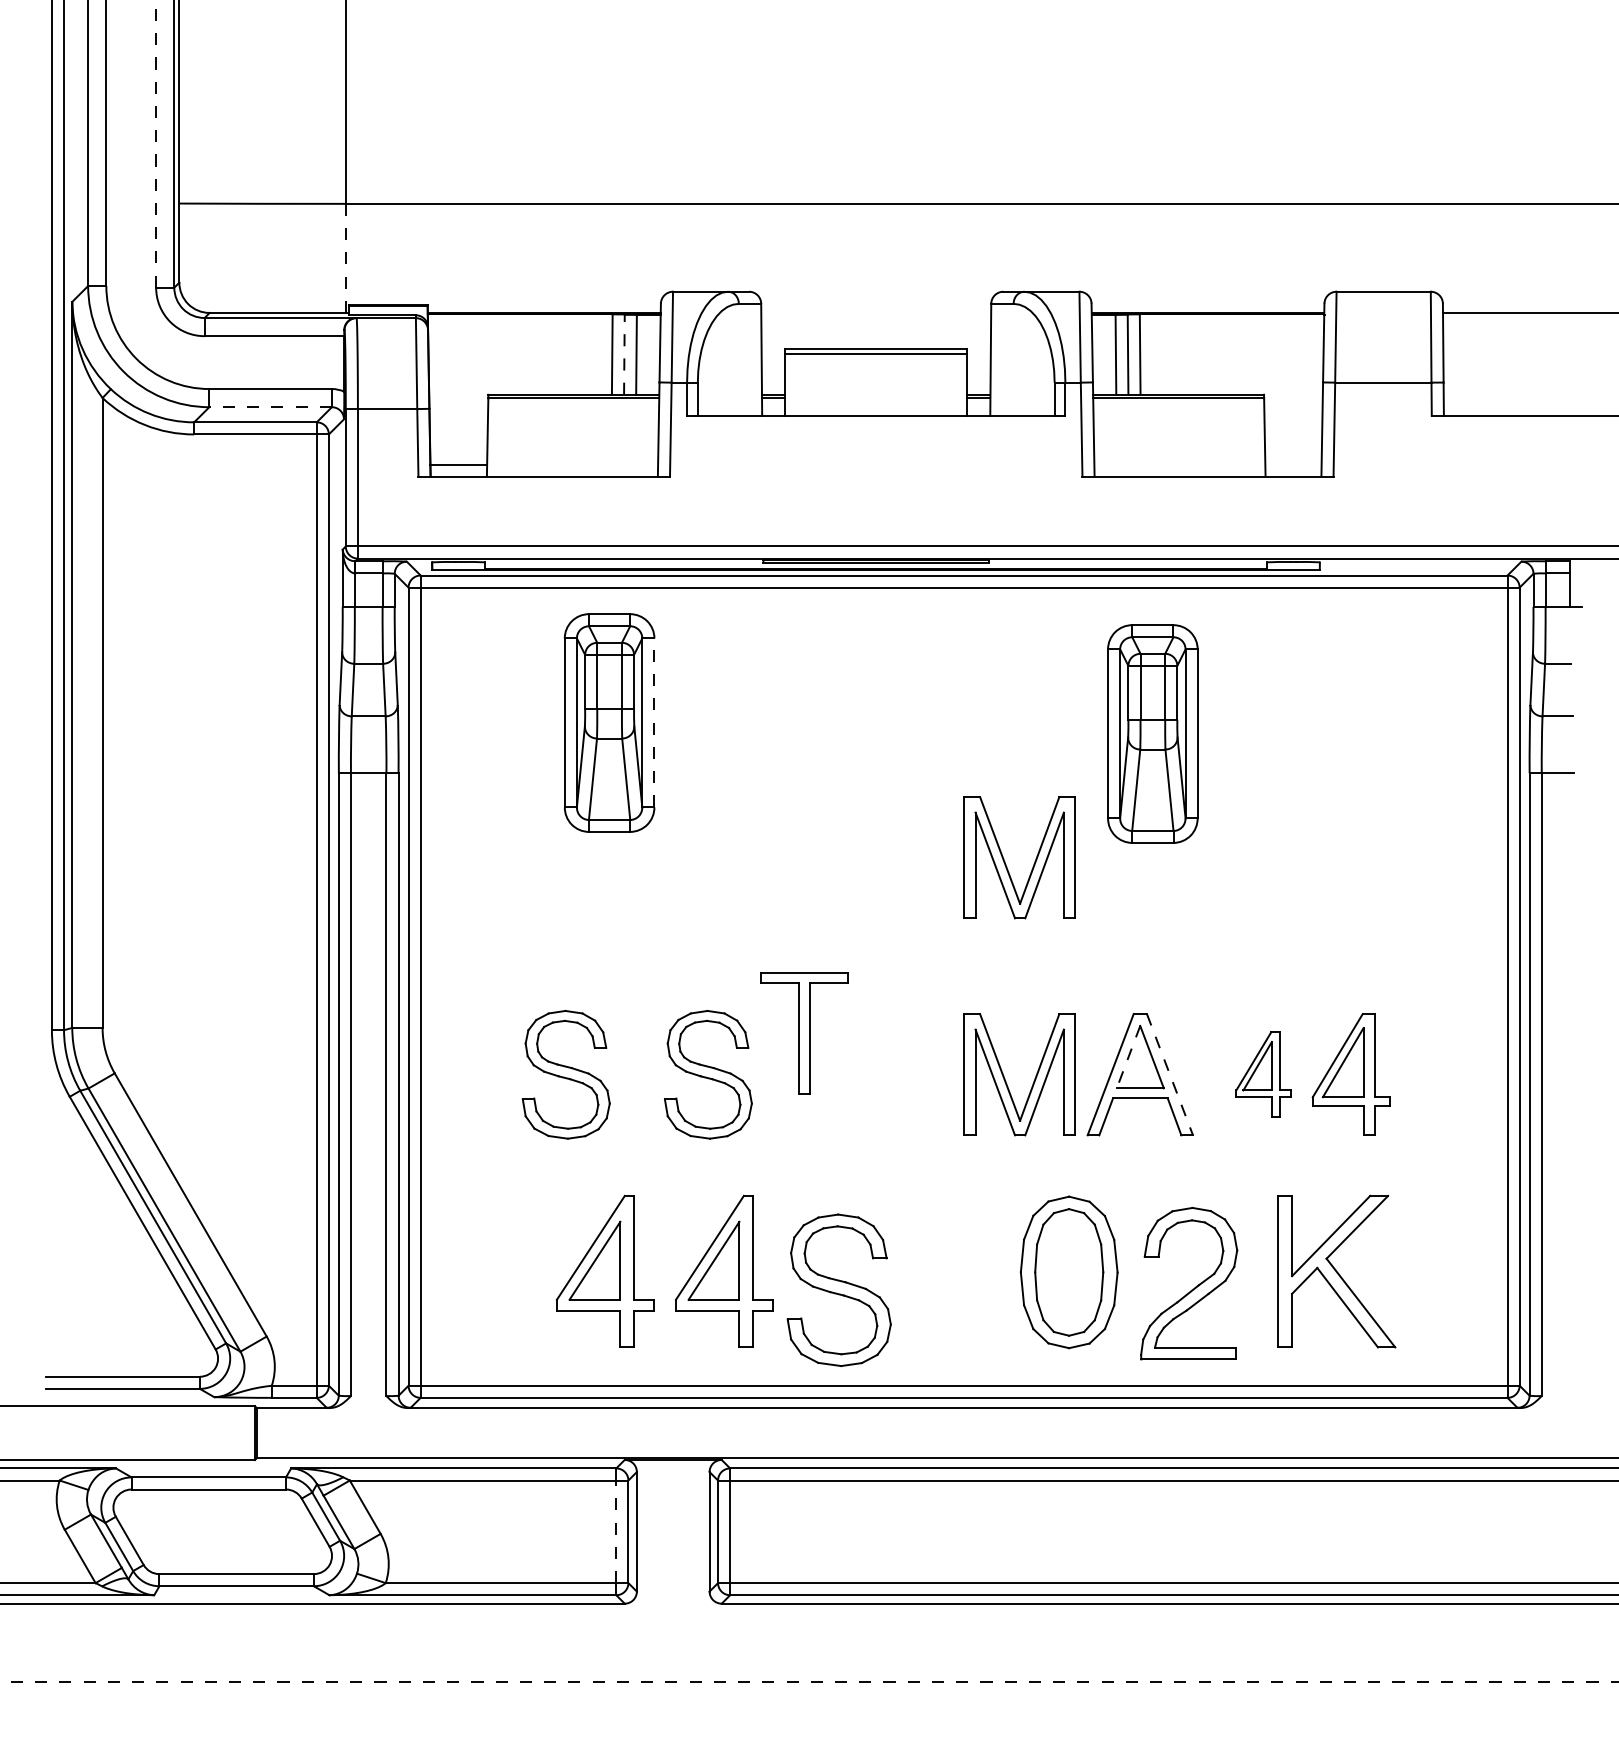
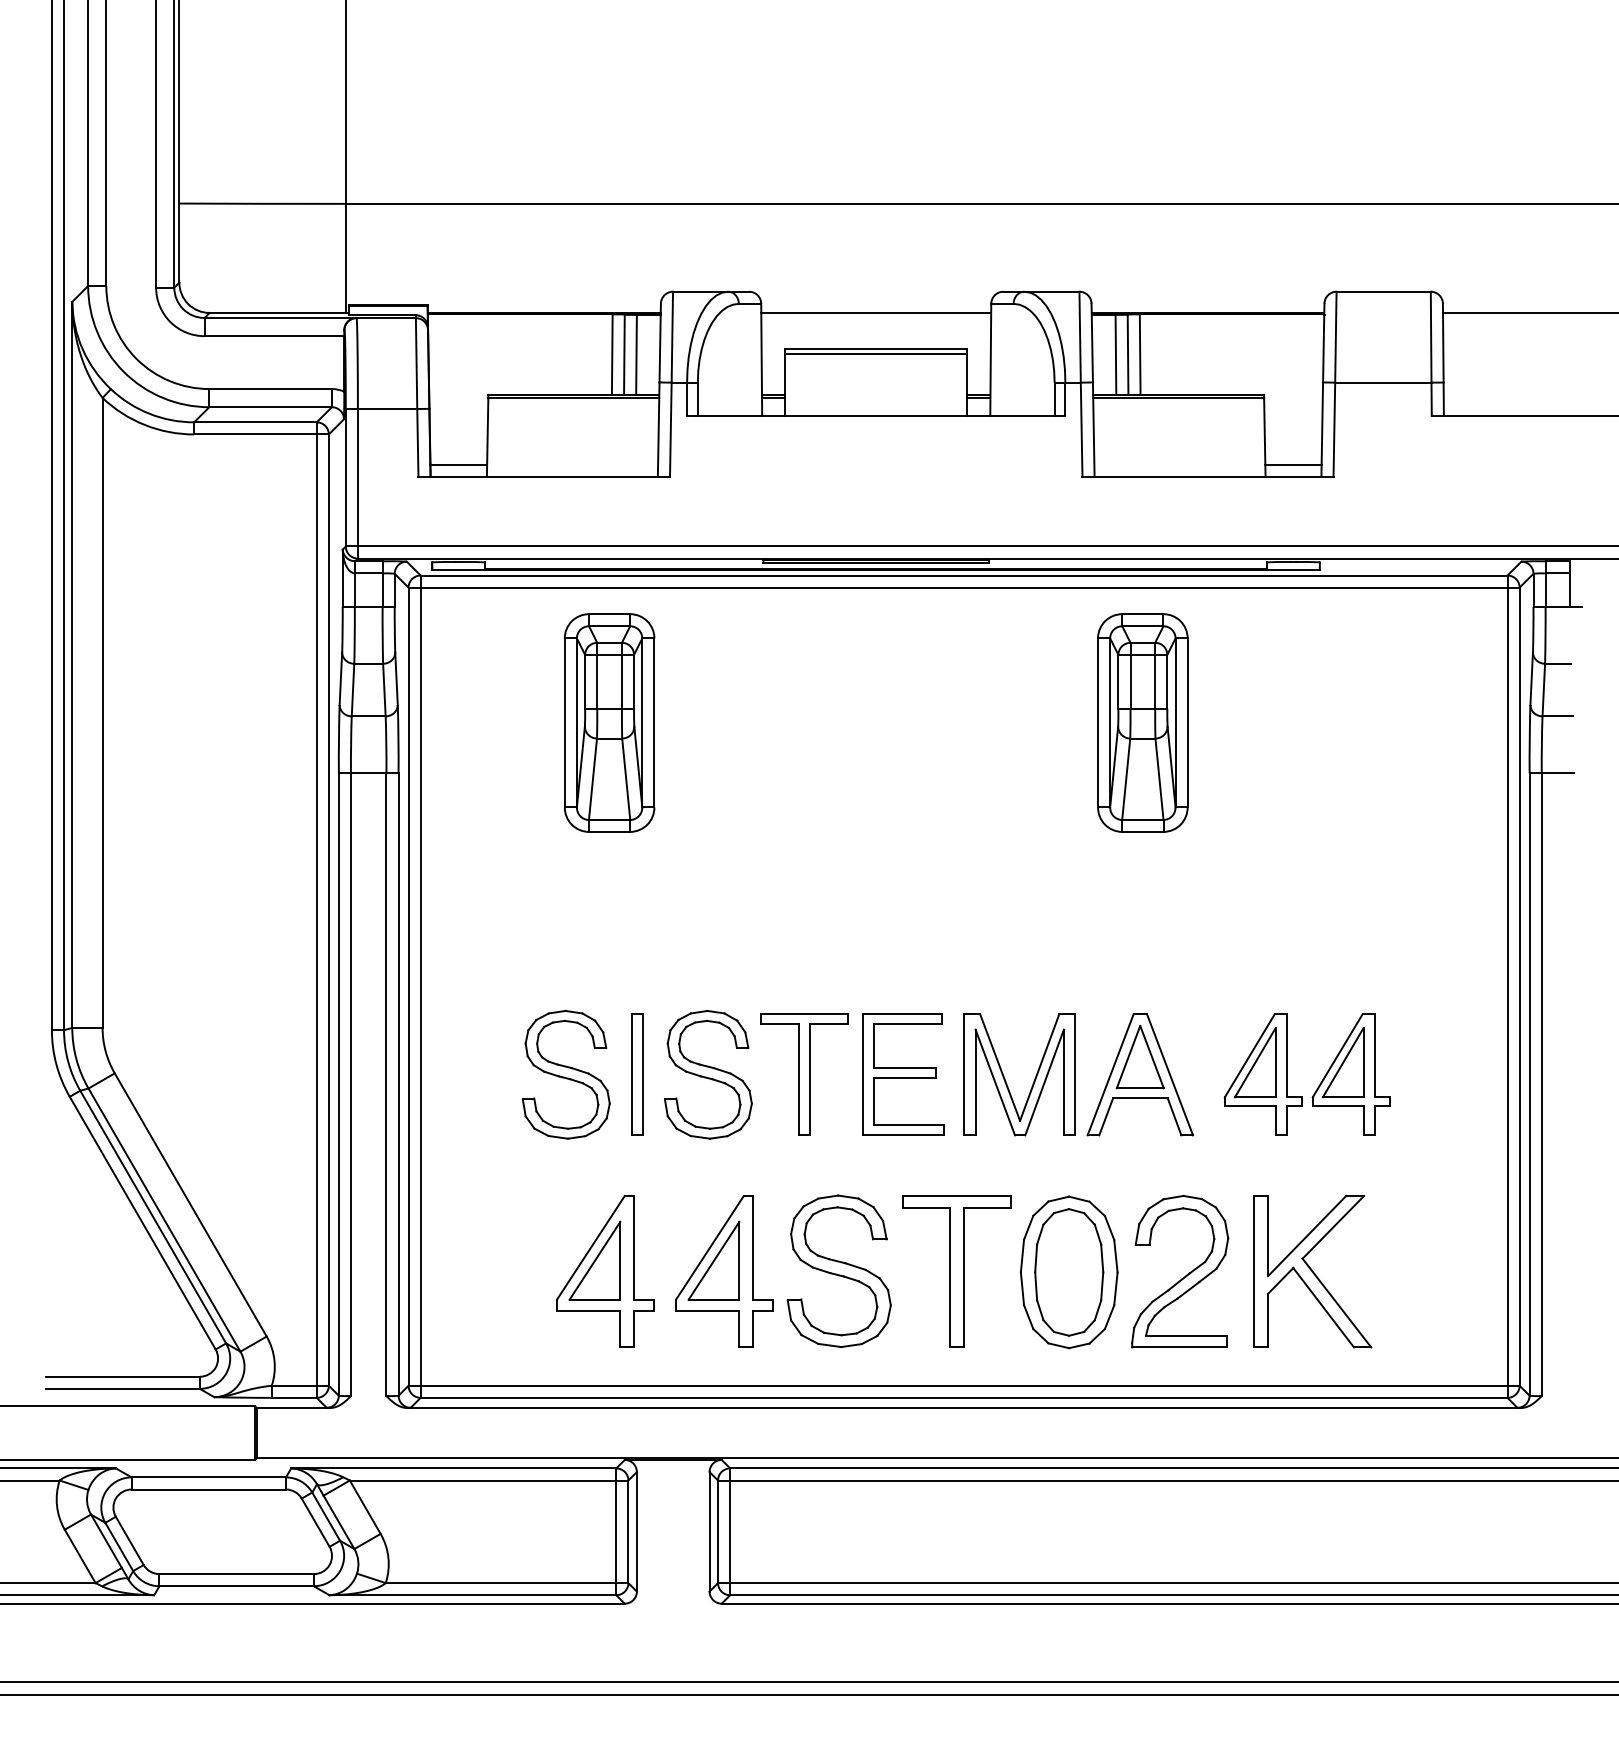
line: dashed -> solid (156, 144)
line: dashed -> solid (346, 258)
line: none -> present (876, 312)
line: dashed -> solid (624, 354)
line: dashed -> solid (270, 407)
line: none -> present (1293, 464)
line: dashed -> solid (654, 722)
part position: (1152, 733) -> (1142, 722) (1142, 722)
part: present -> none (1005, 861)
part position: (804, 1033) -> (804, 1074) (804, 1074)
line: dashed -> solid (1128, 1057)
part: none -> present (637, 1074)
part: none -> present (903, 1074)
line: dashed -> solid (1170, 1074)
part size: 57x87 px -> 80x123 px (1262, 1074)
part: none -> present (956, 1271)
part position: (1336, 1271) -> (1312, 1271) (1312, 1271)
part position: (838, 1289) -> (838, 1270) (838, 1270)
part position: (1191, 1289) -> (1182, 1277) (1182, 1277)
line: dashed -> solid (616, 1531)
line: dashed -> solid (810, 1682)
line: none -> present (808, 1694)
